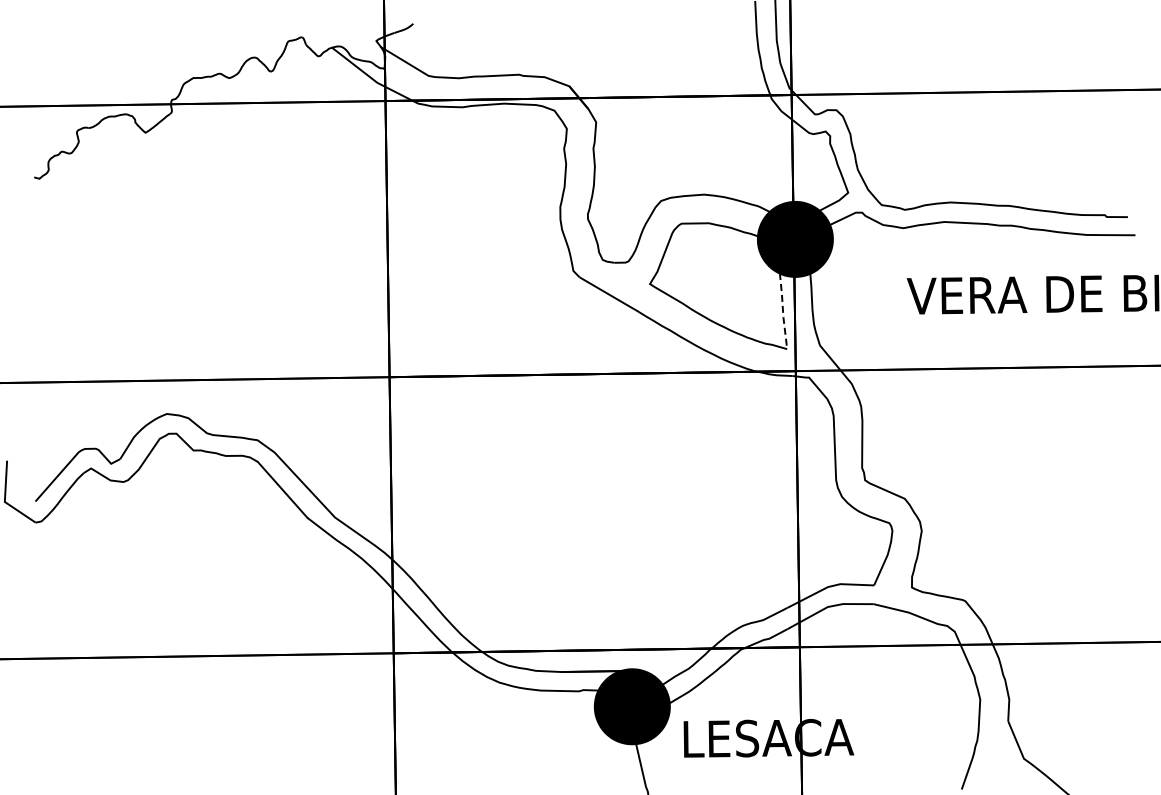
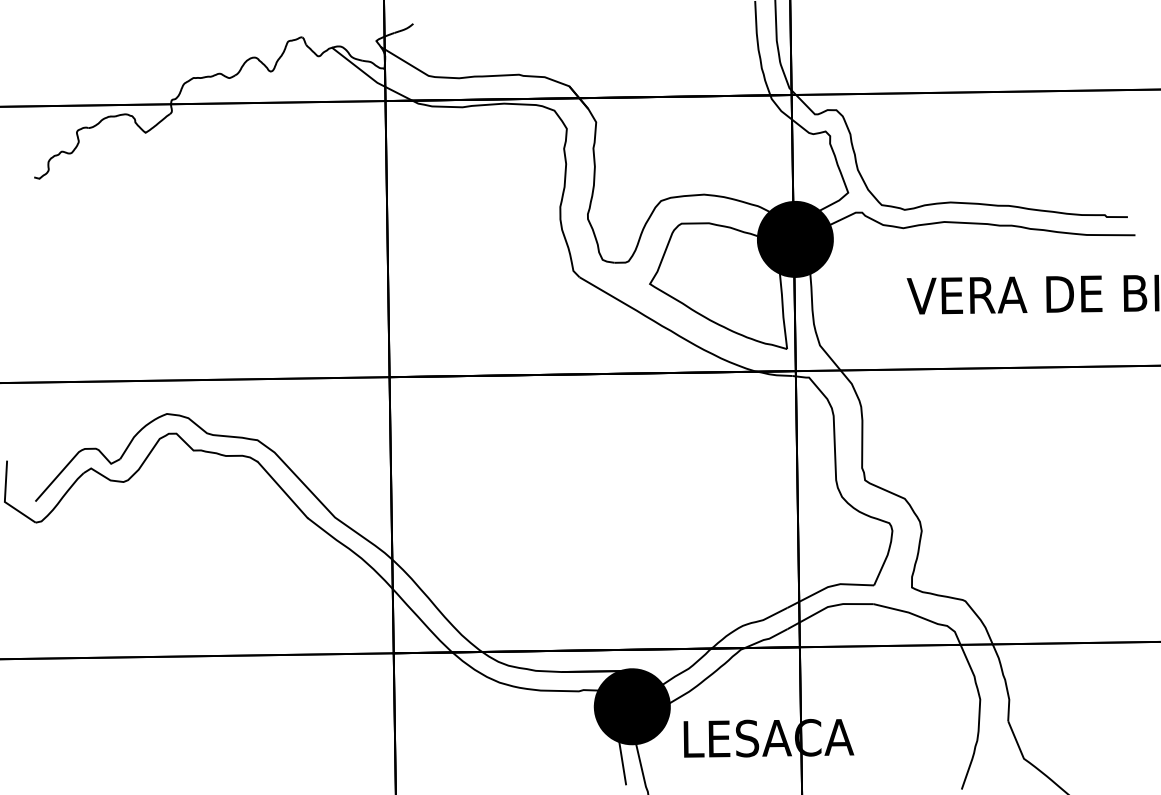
line: dashed -> solid (783, 311)
line: none -> present (622, 762)
